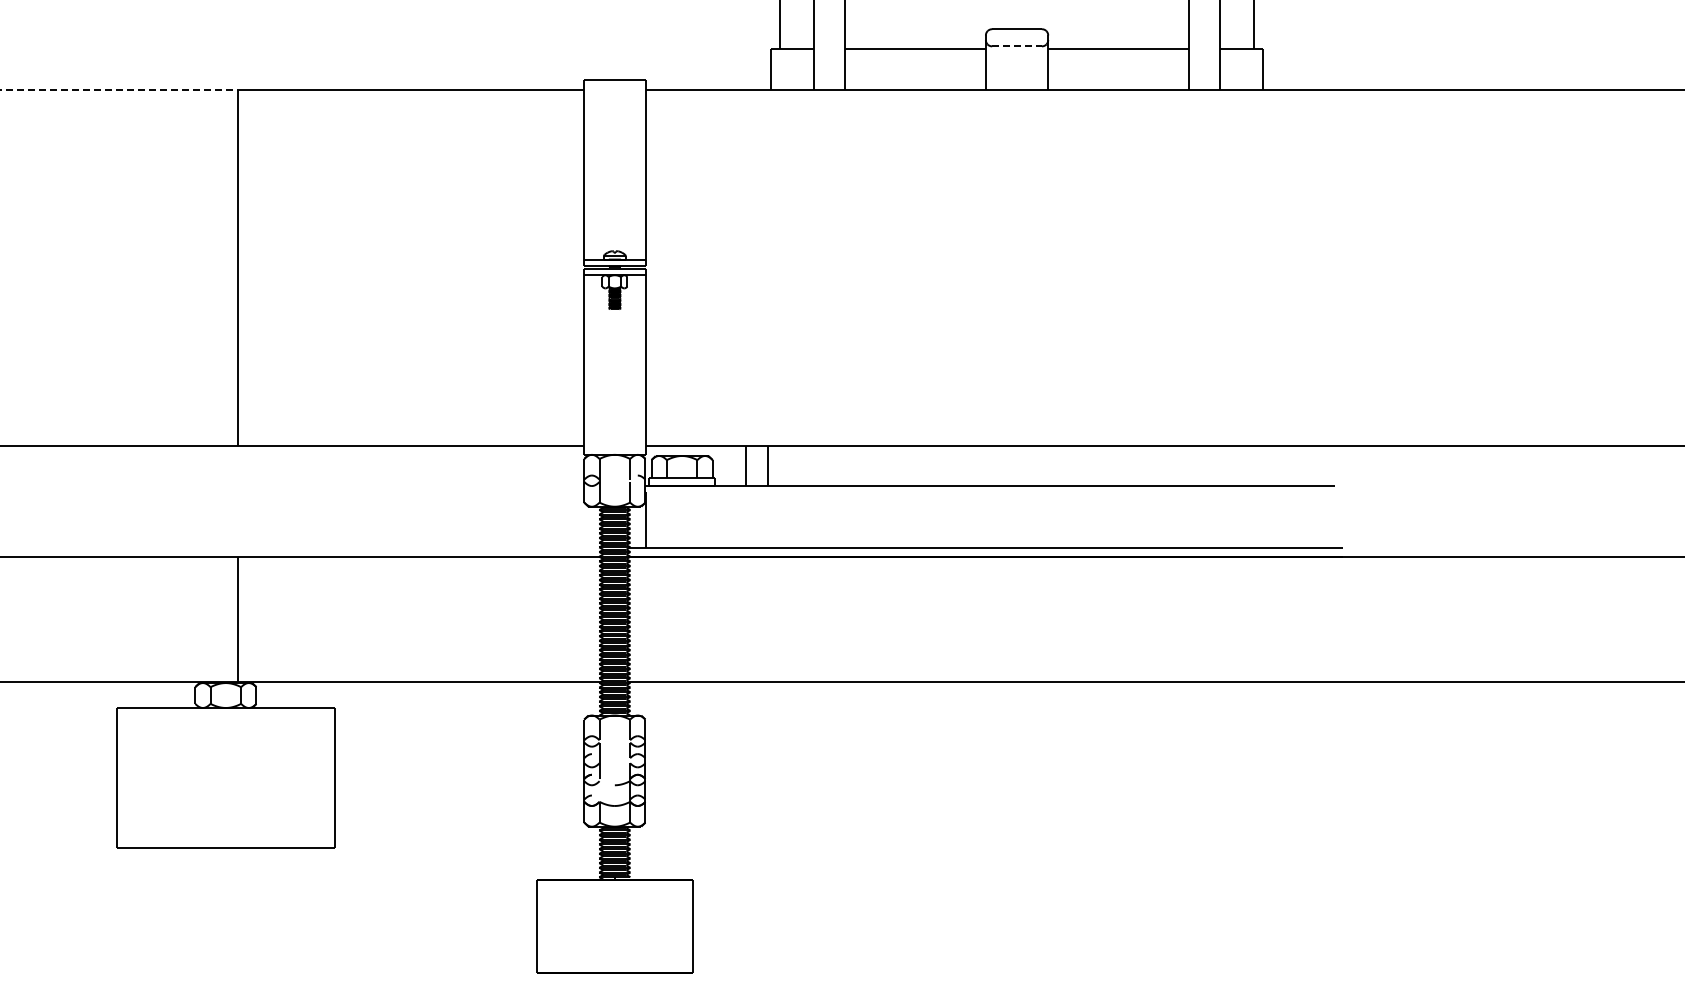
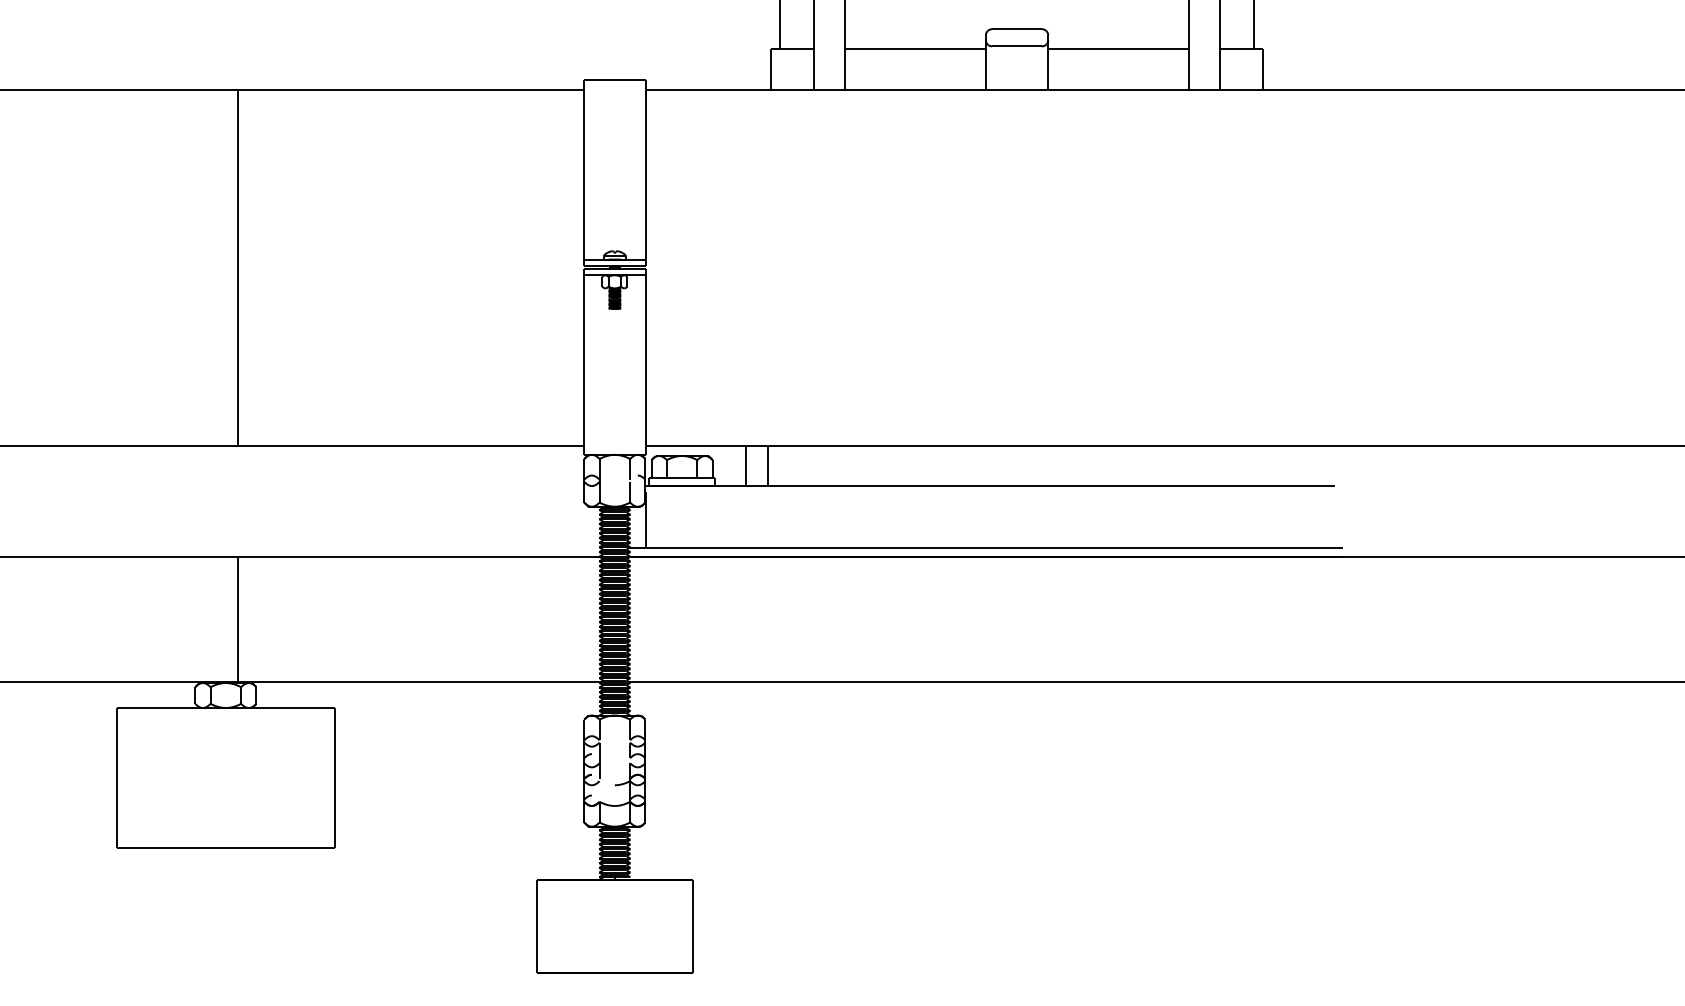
line: dashed -> solid (1017, 46)
line: dashed -> solid (119, 89)
